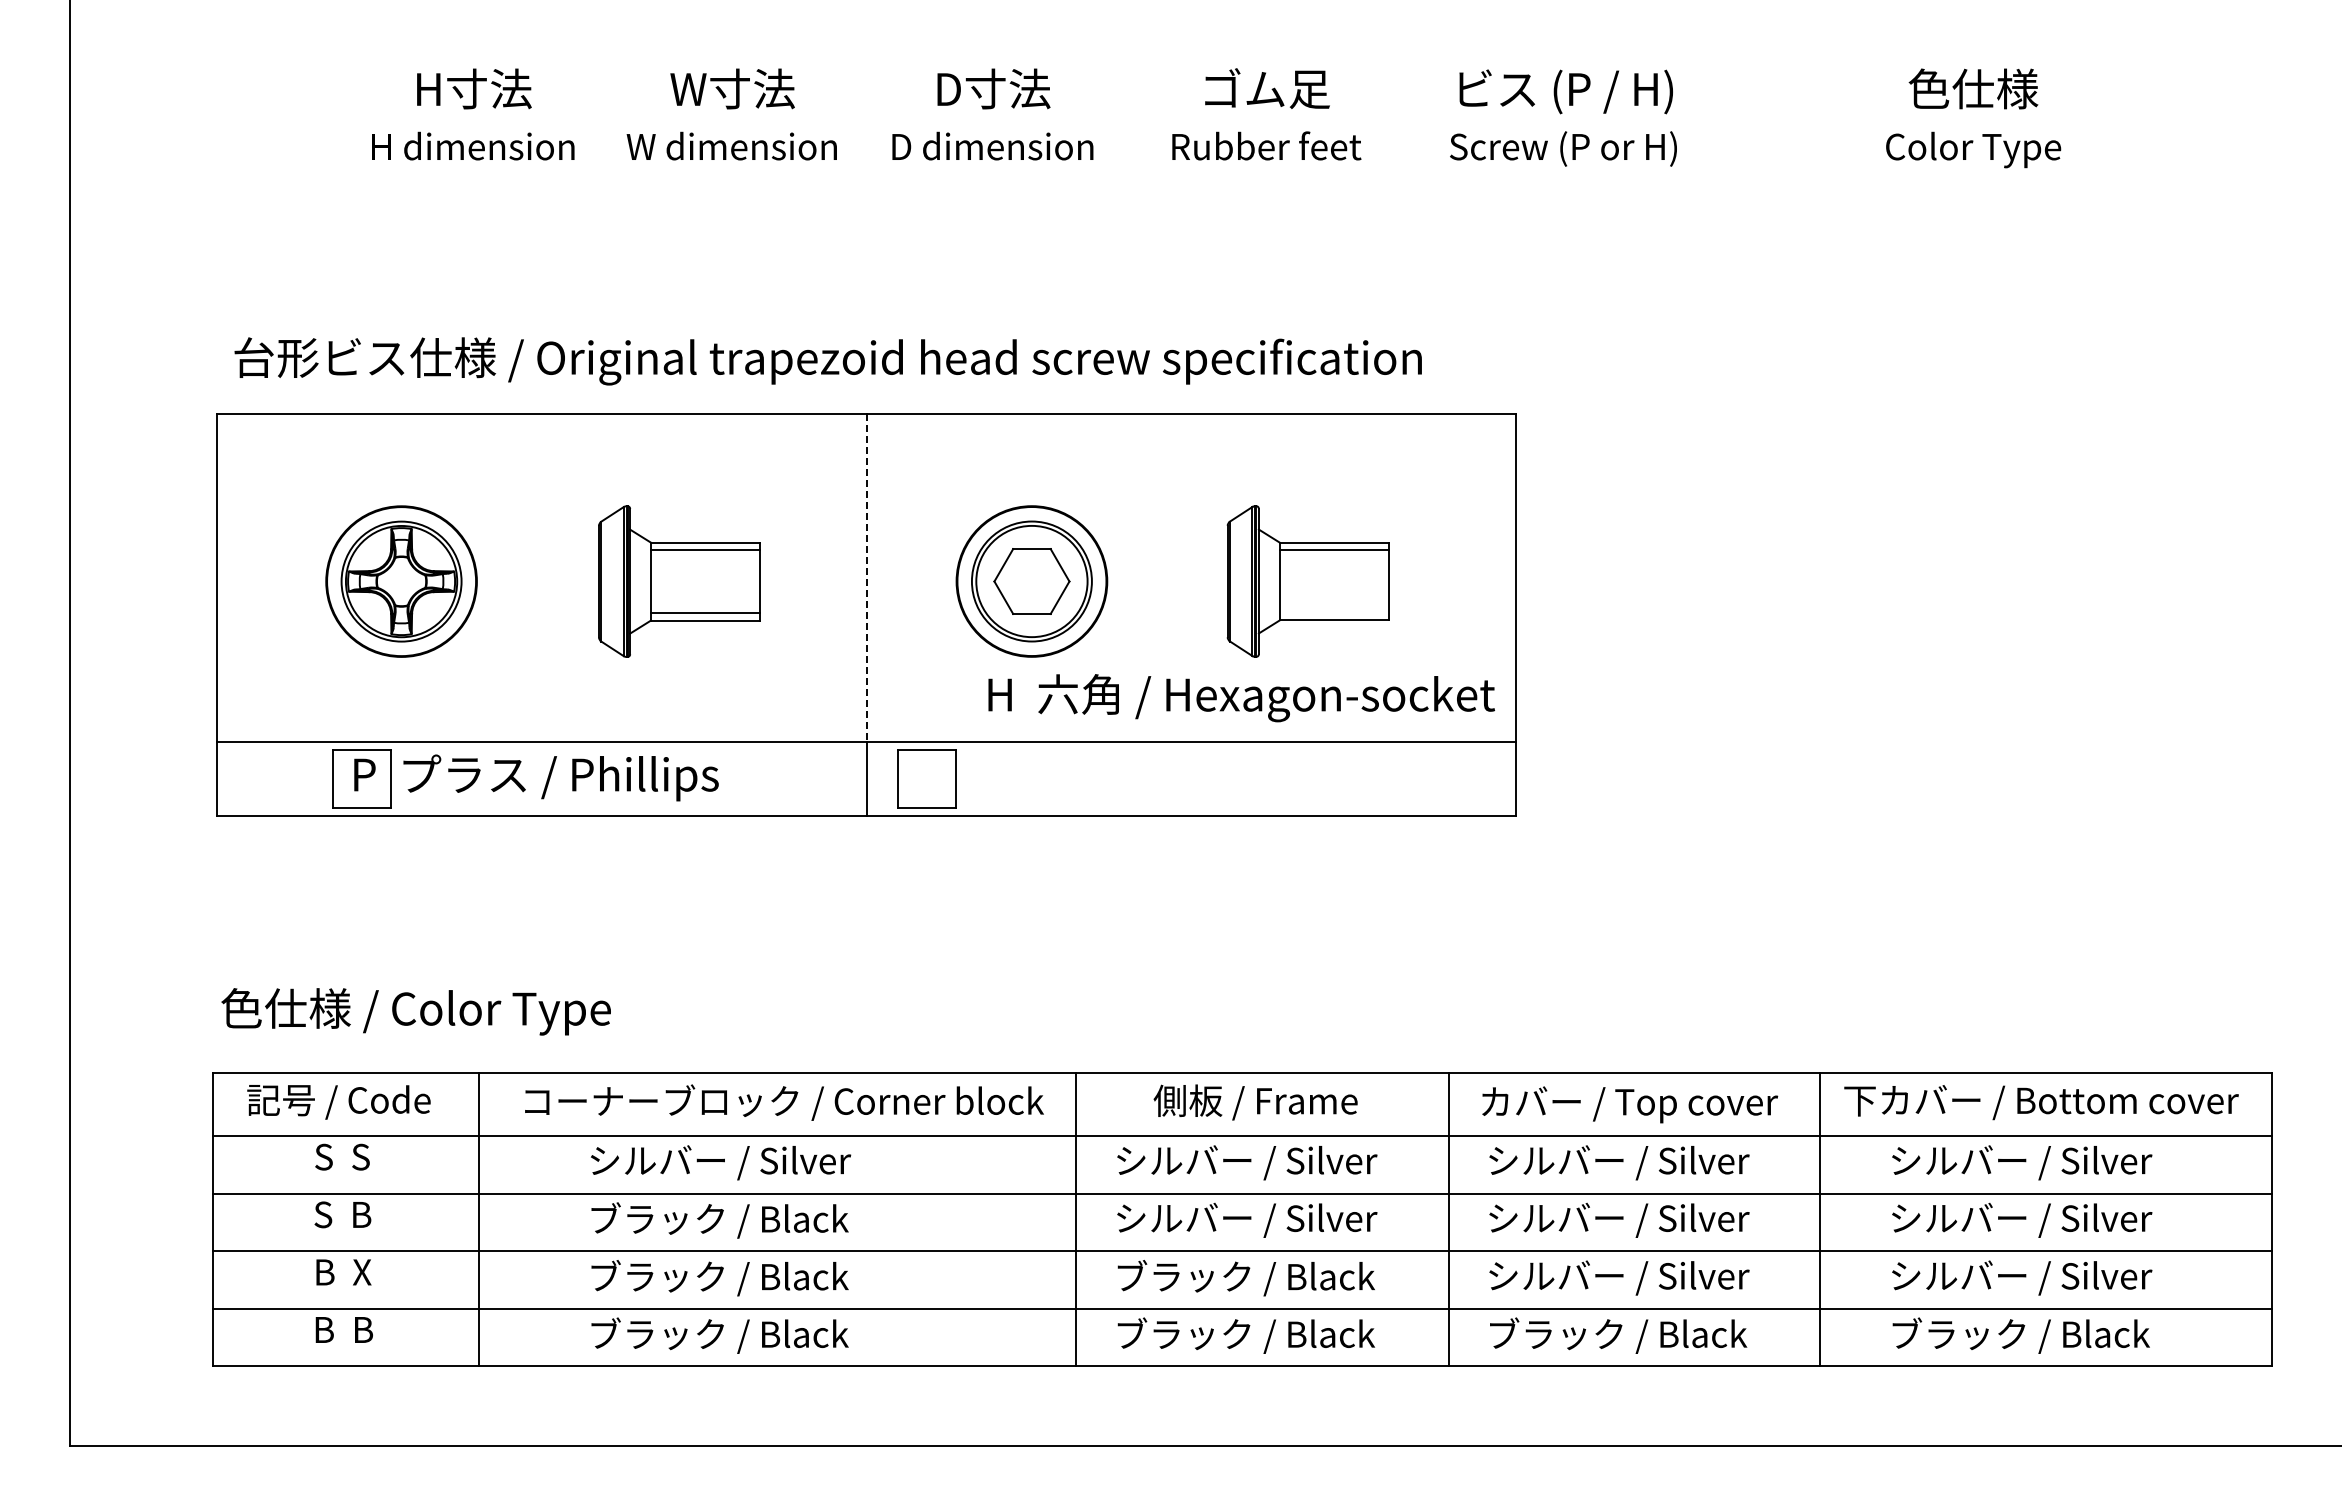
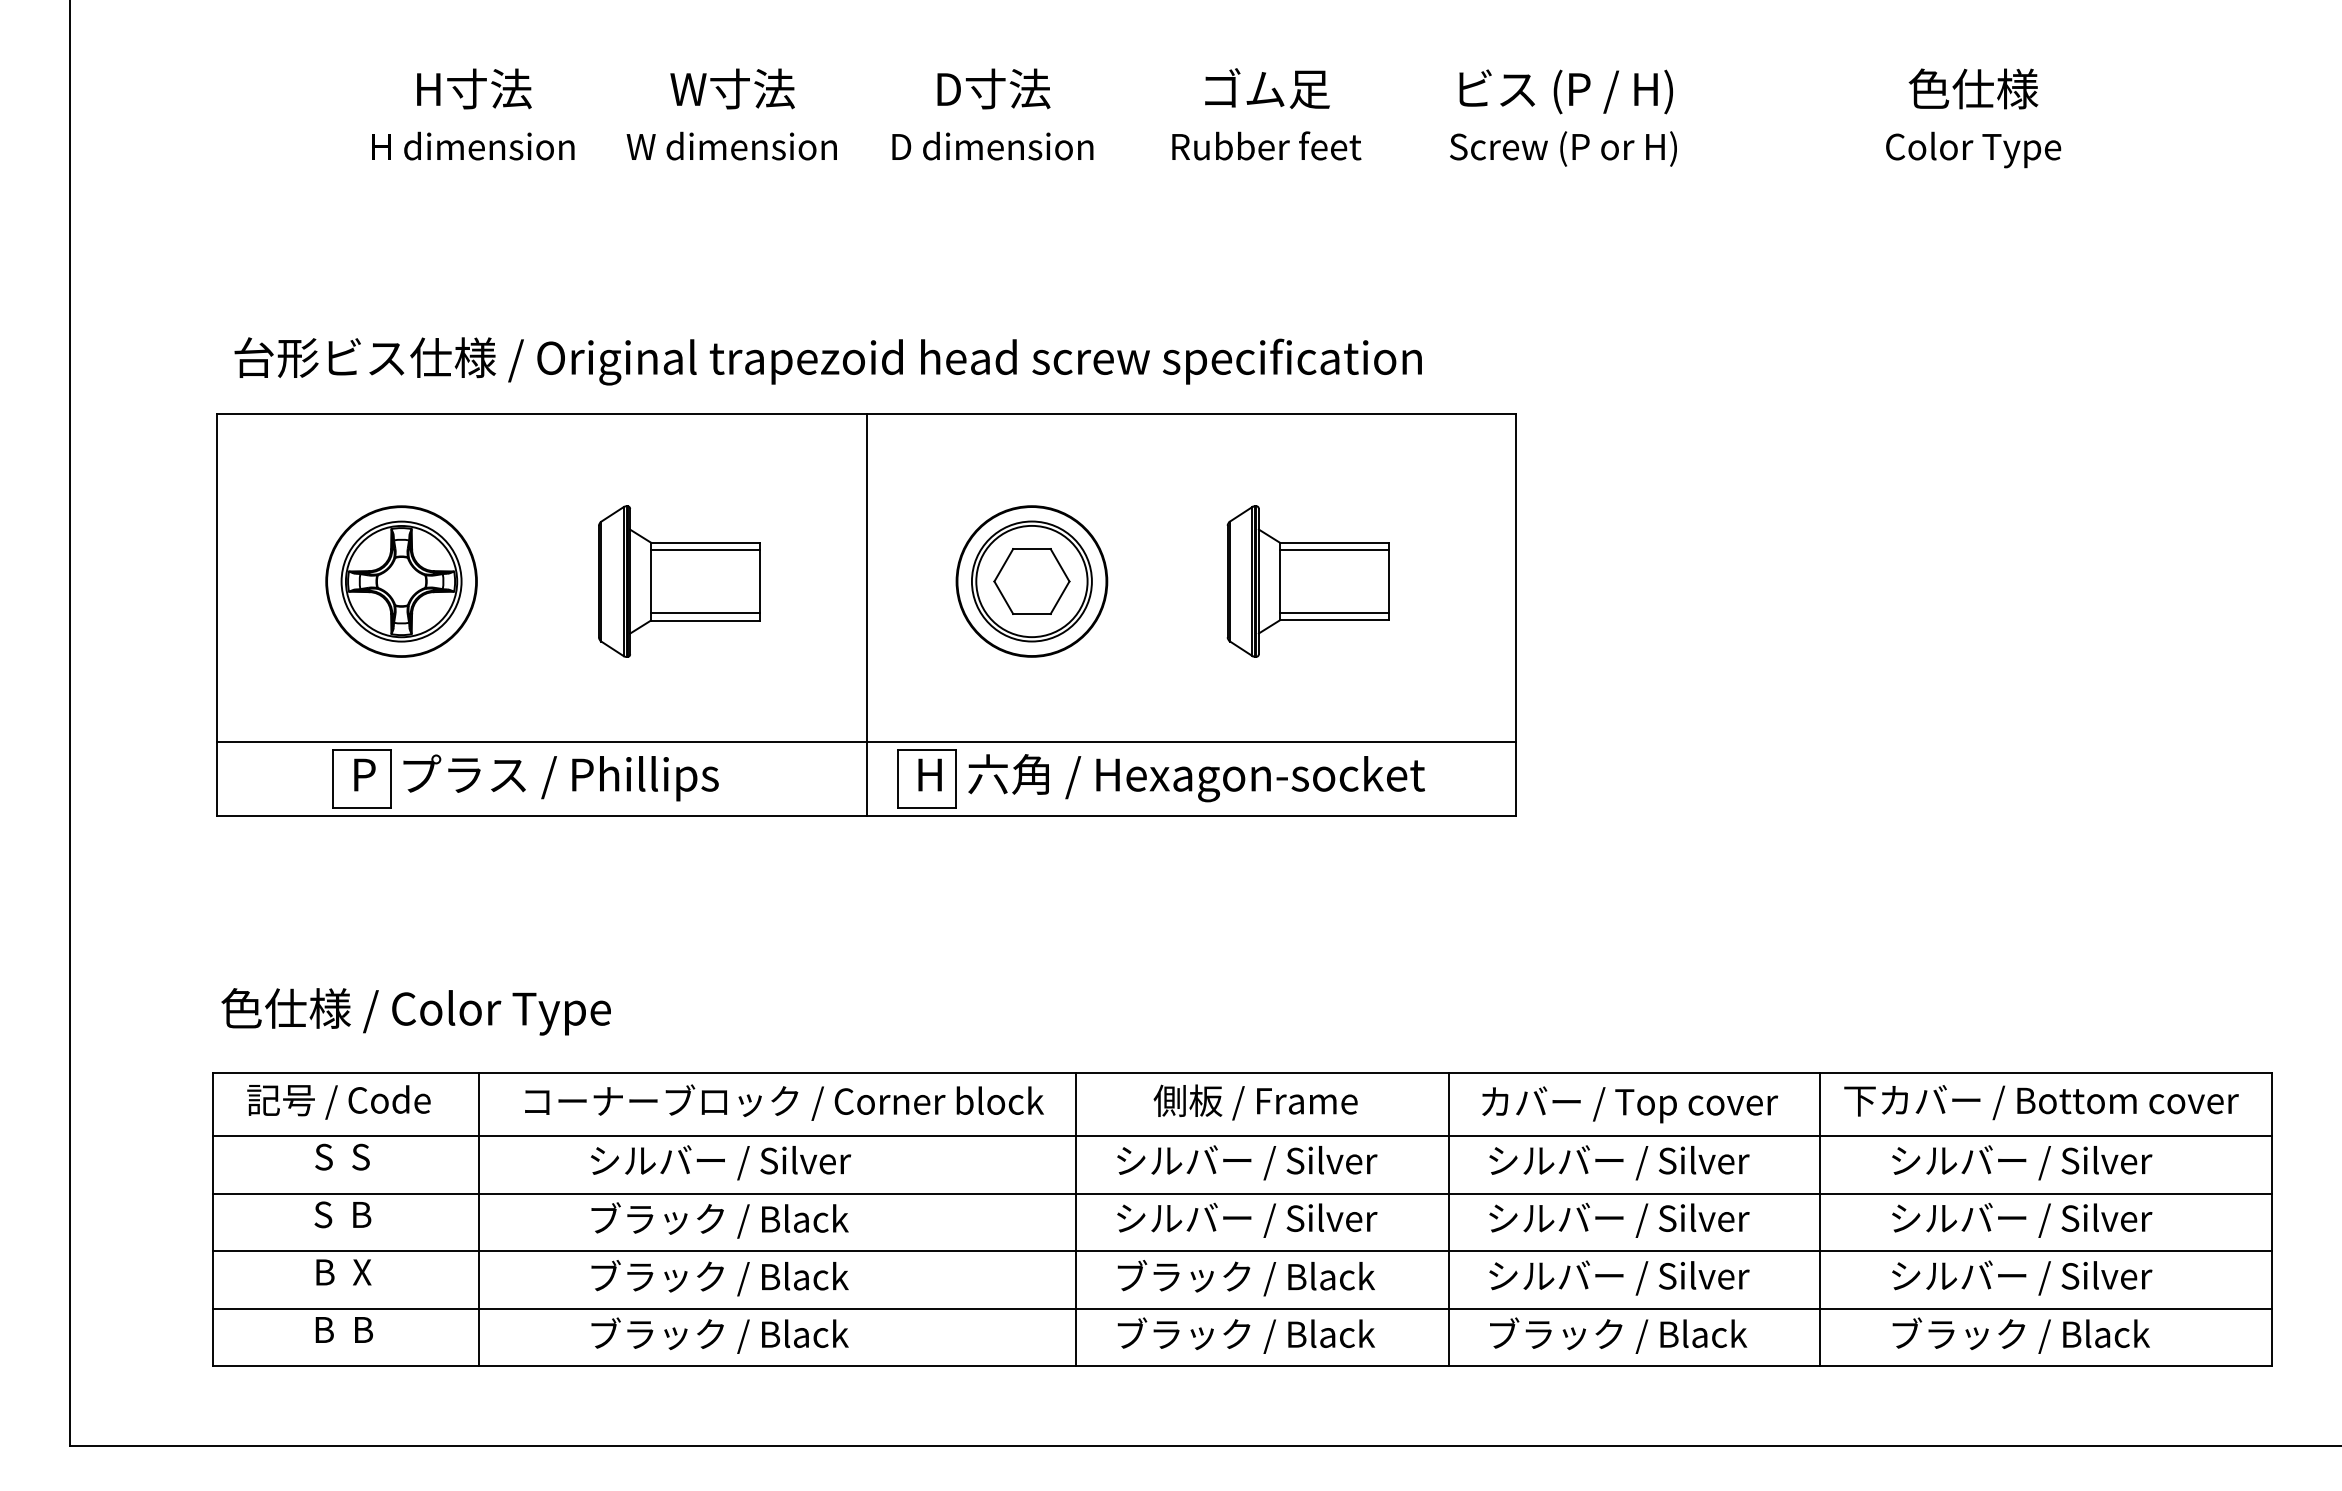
line: dashed -> solid (866, 578)
line: none -> present (1333, 612)
text position: (1241, 698) -> (1171, 778) (1171, 778)
